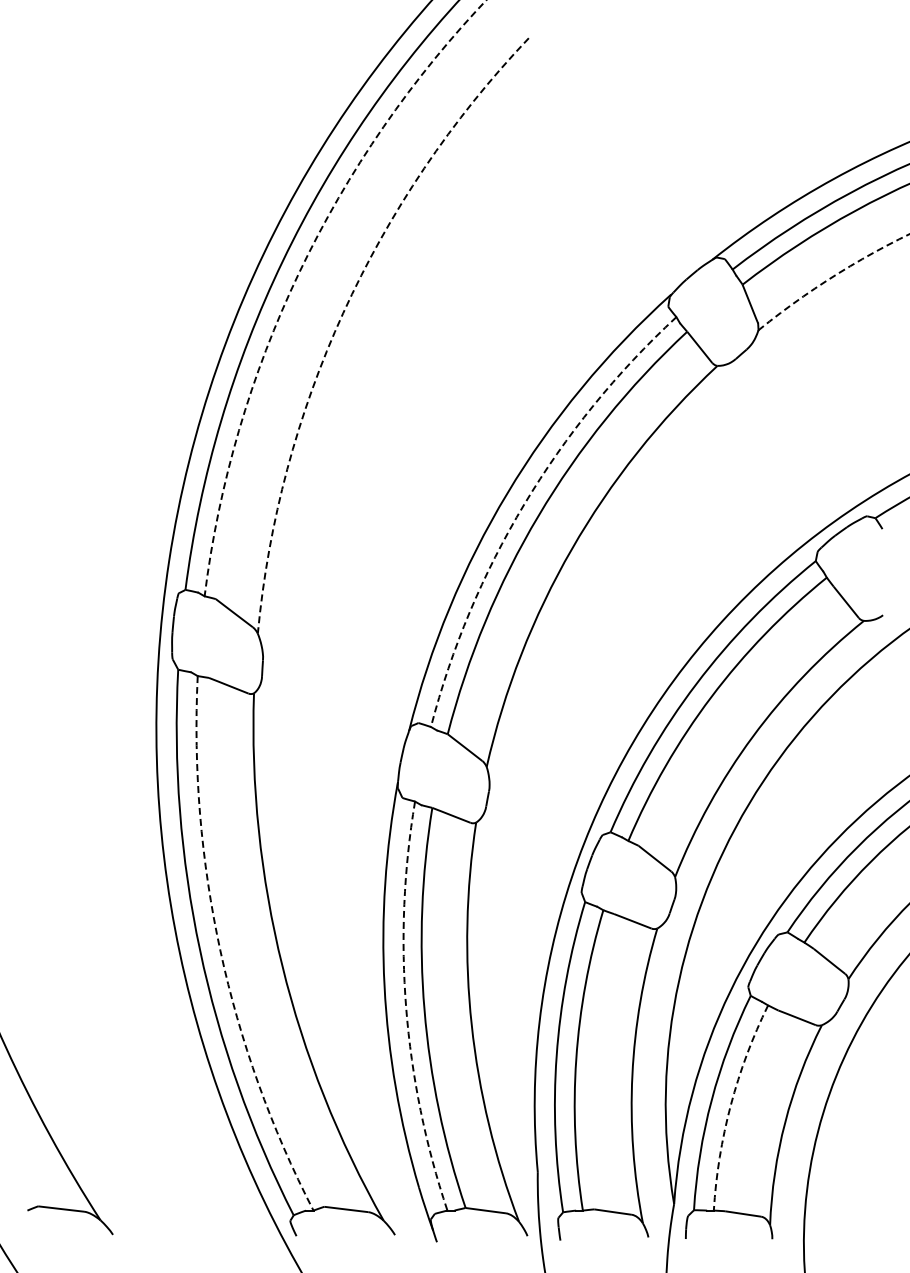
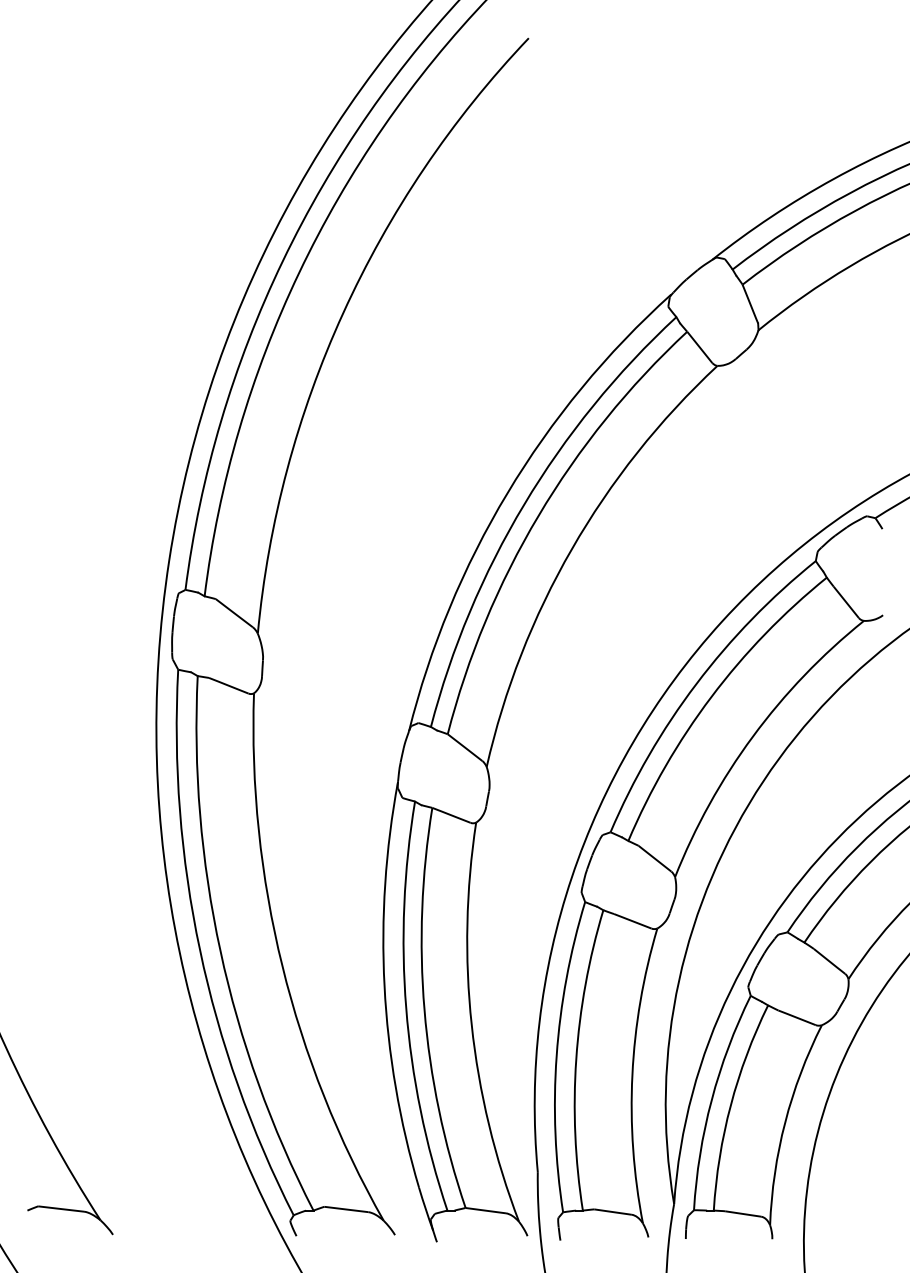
arc: dashed -> solid (297, 275)
arc: dashed -> solid (830, 278)
arc: dashed -> solid (343, 313)
arc: dashed -> solid (524, 504)
arc: dashed -> solid (220, 950)
arc: dashed -> solid (406, 1008)
arc: dashed -> solid (730, 1105)
